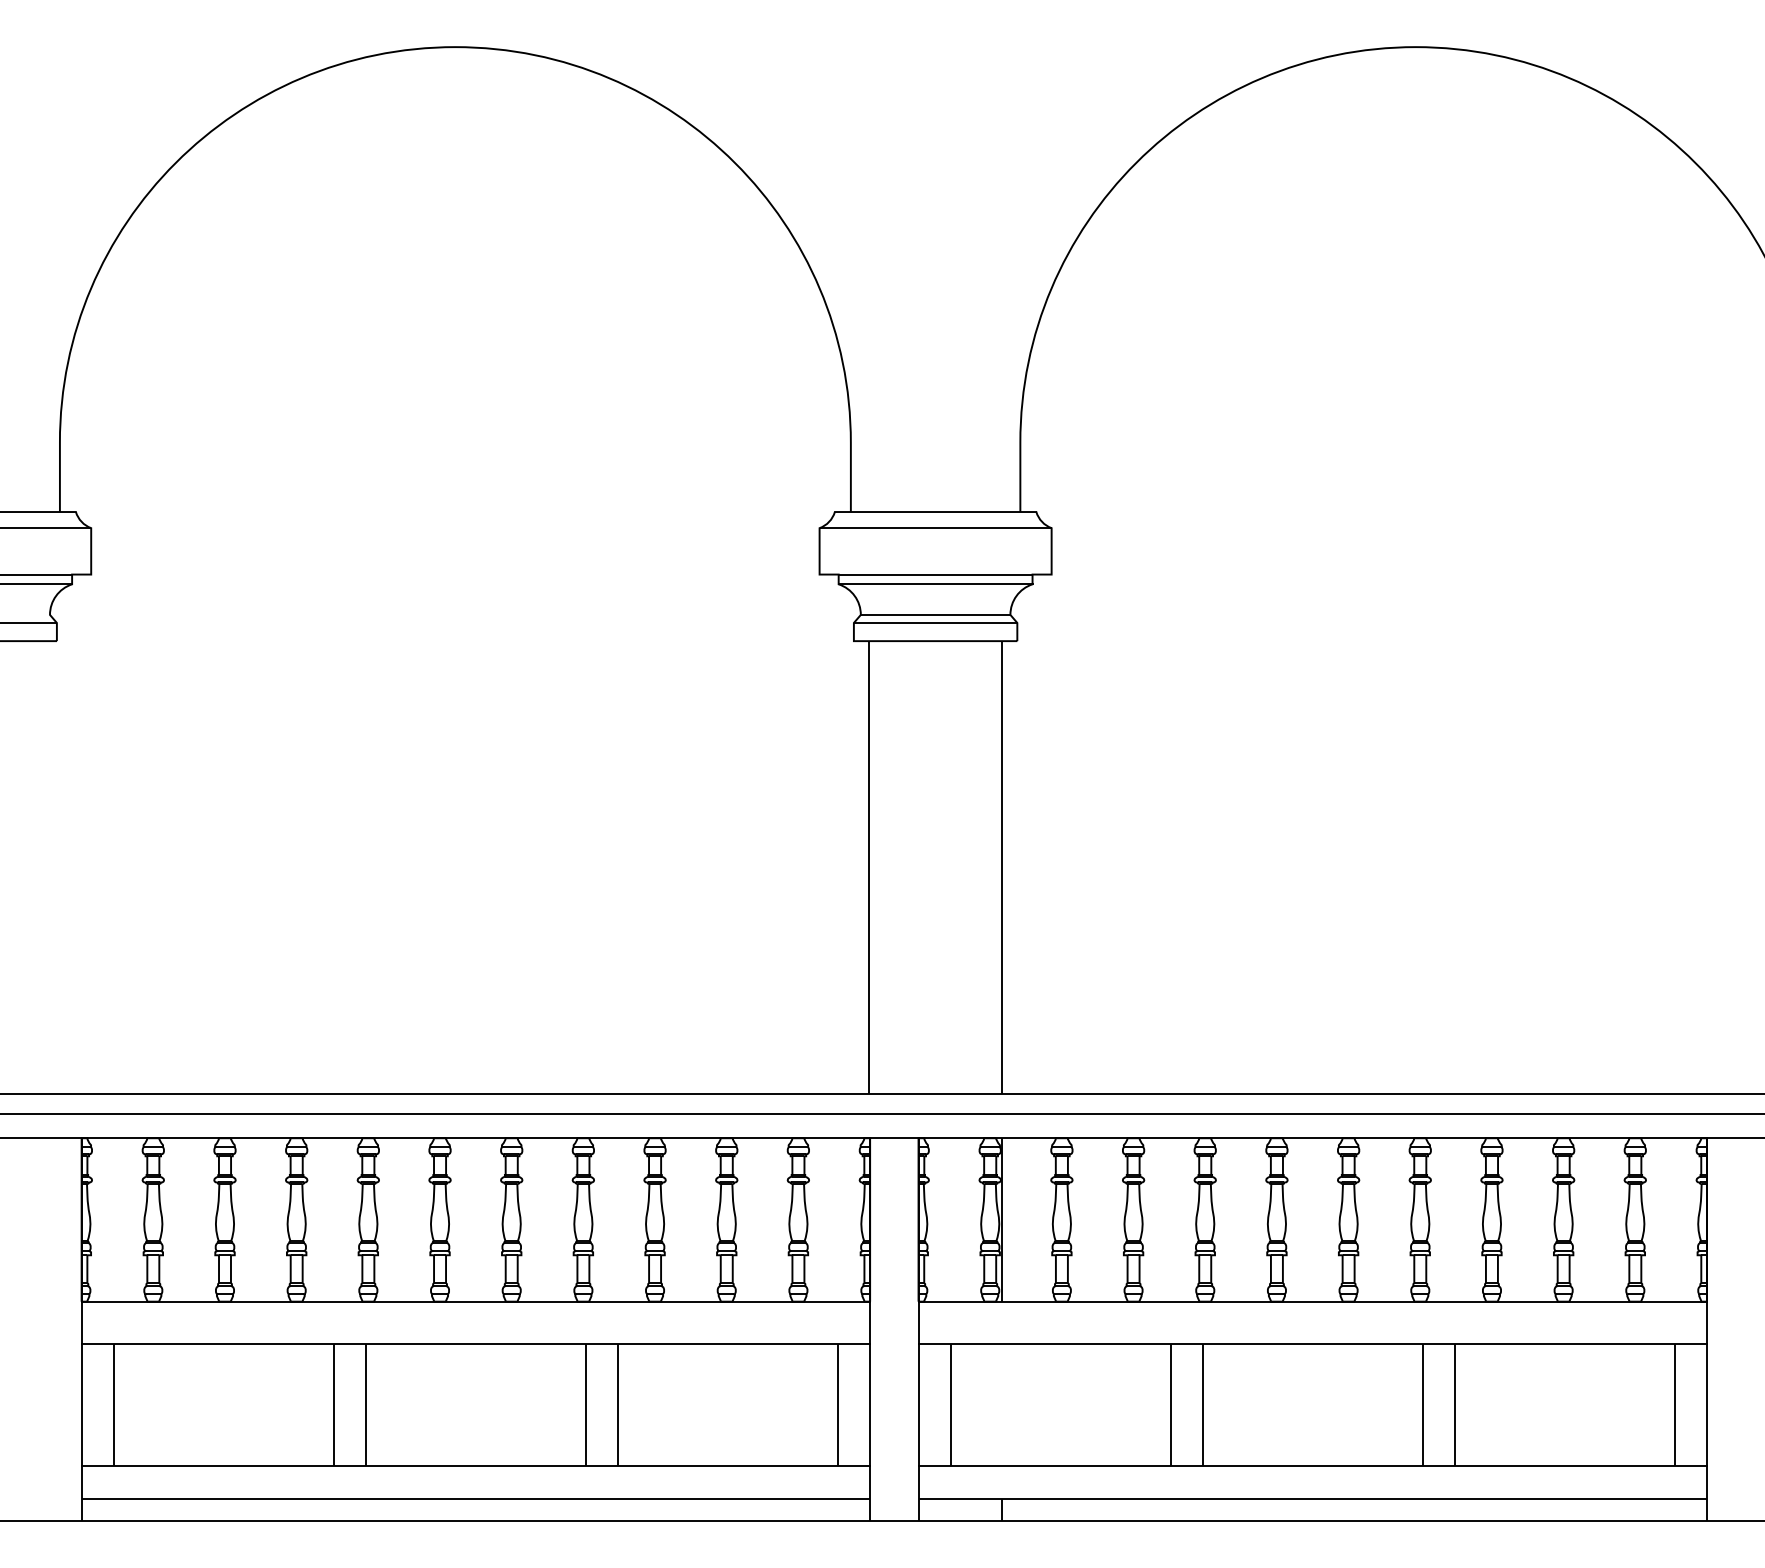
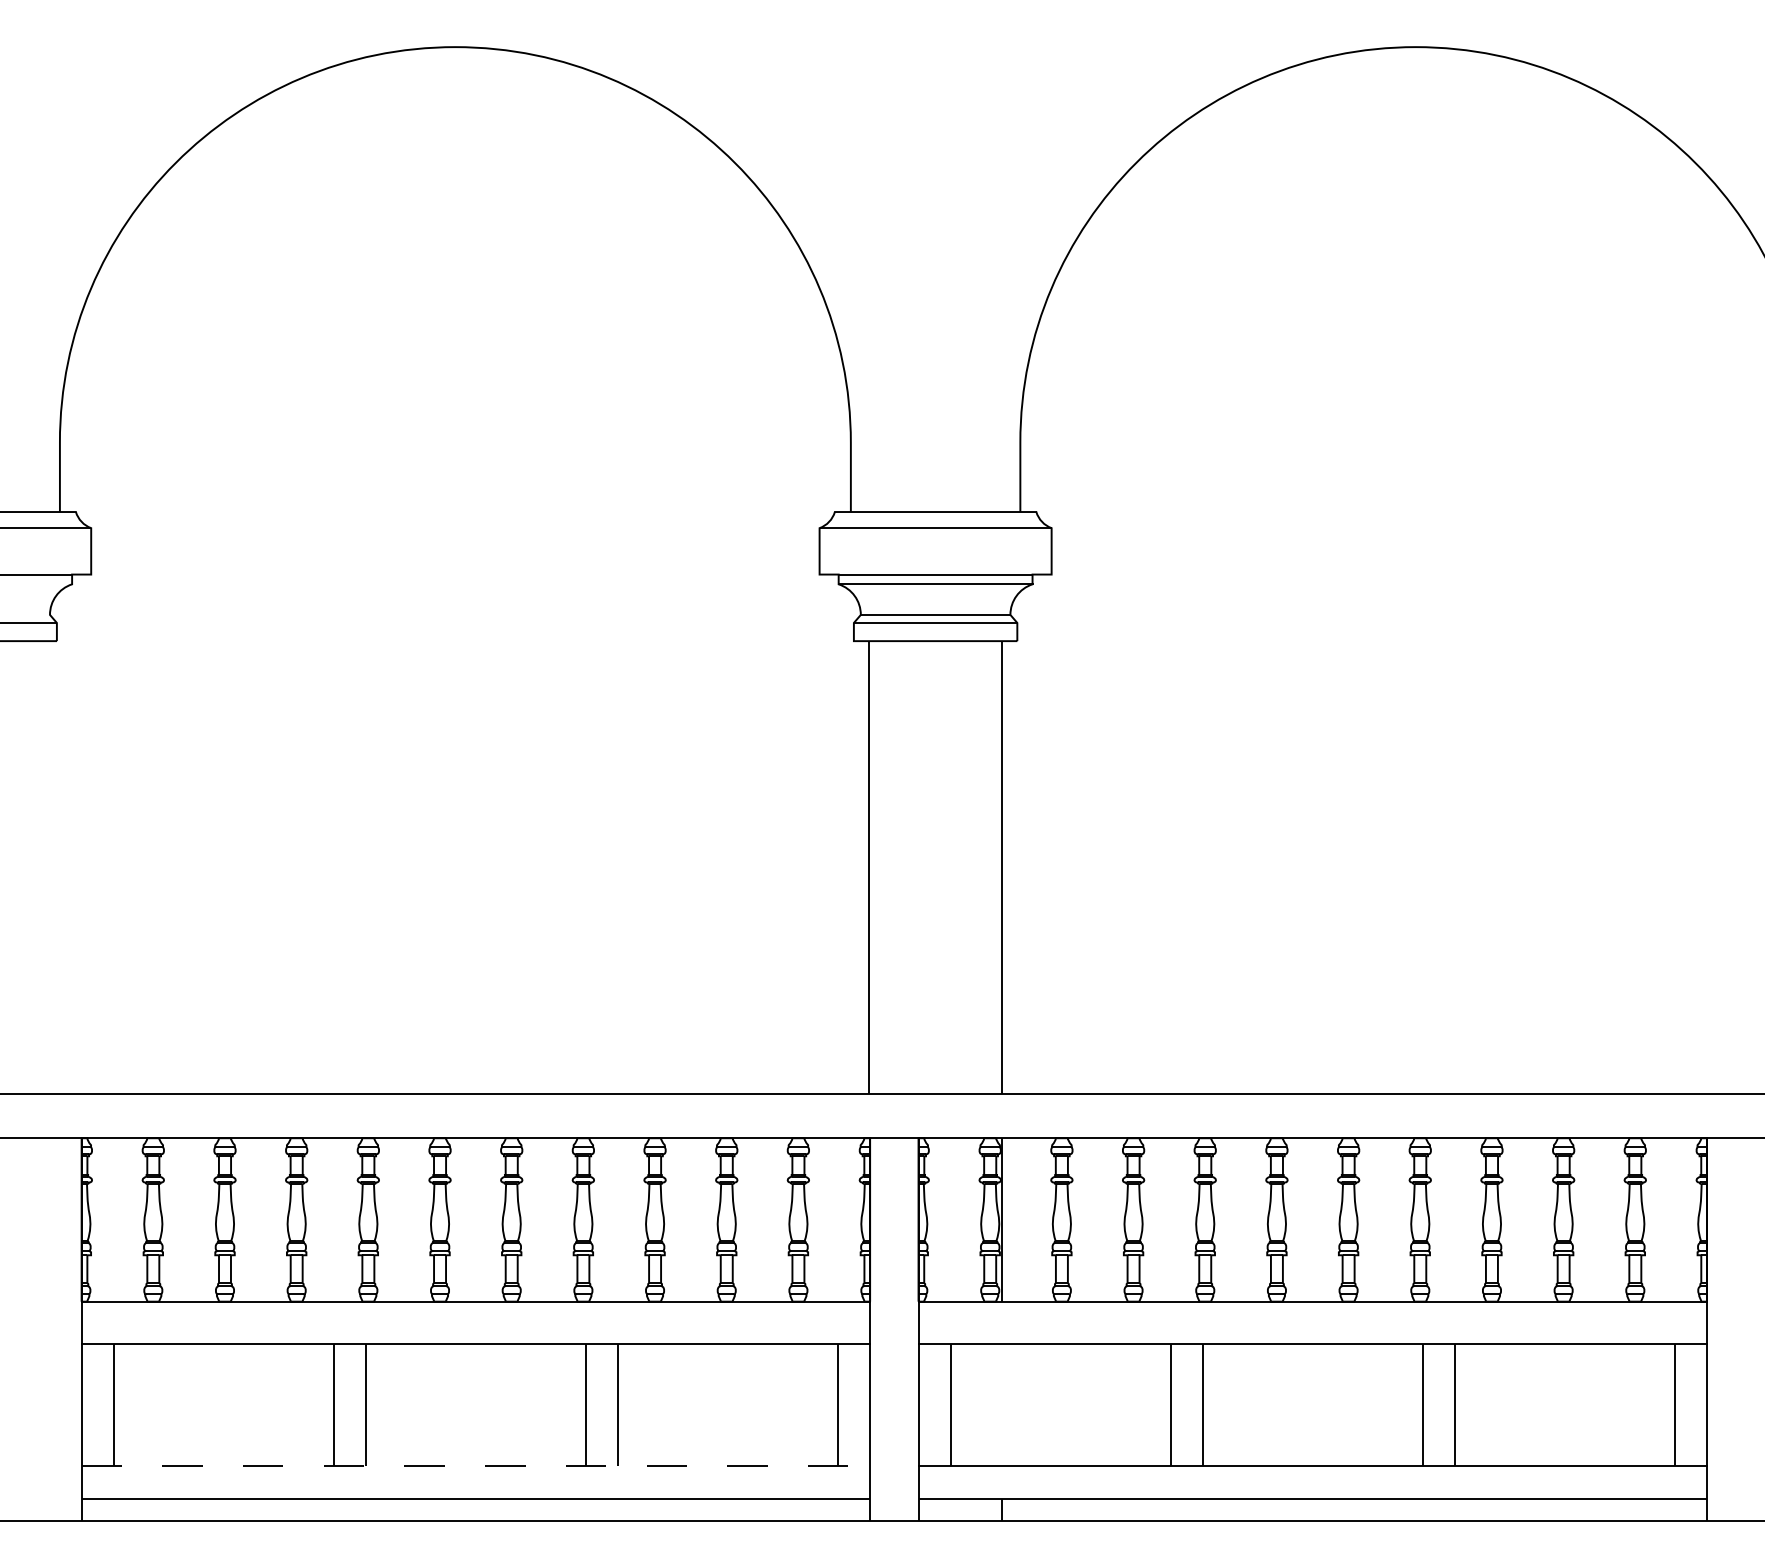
line: present -> none (37, 584)
line: present -> none (881, 1114)
line: solid -> dashed (476, 1466)
